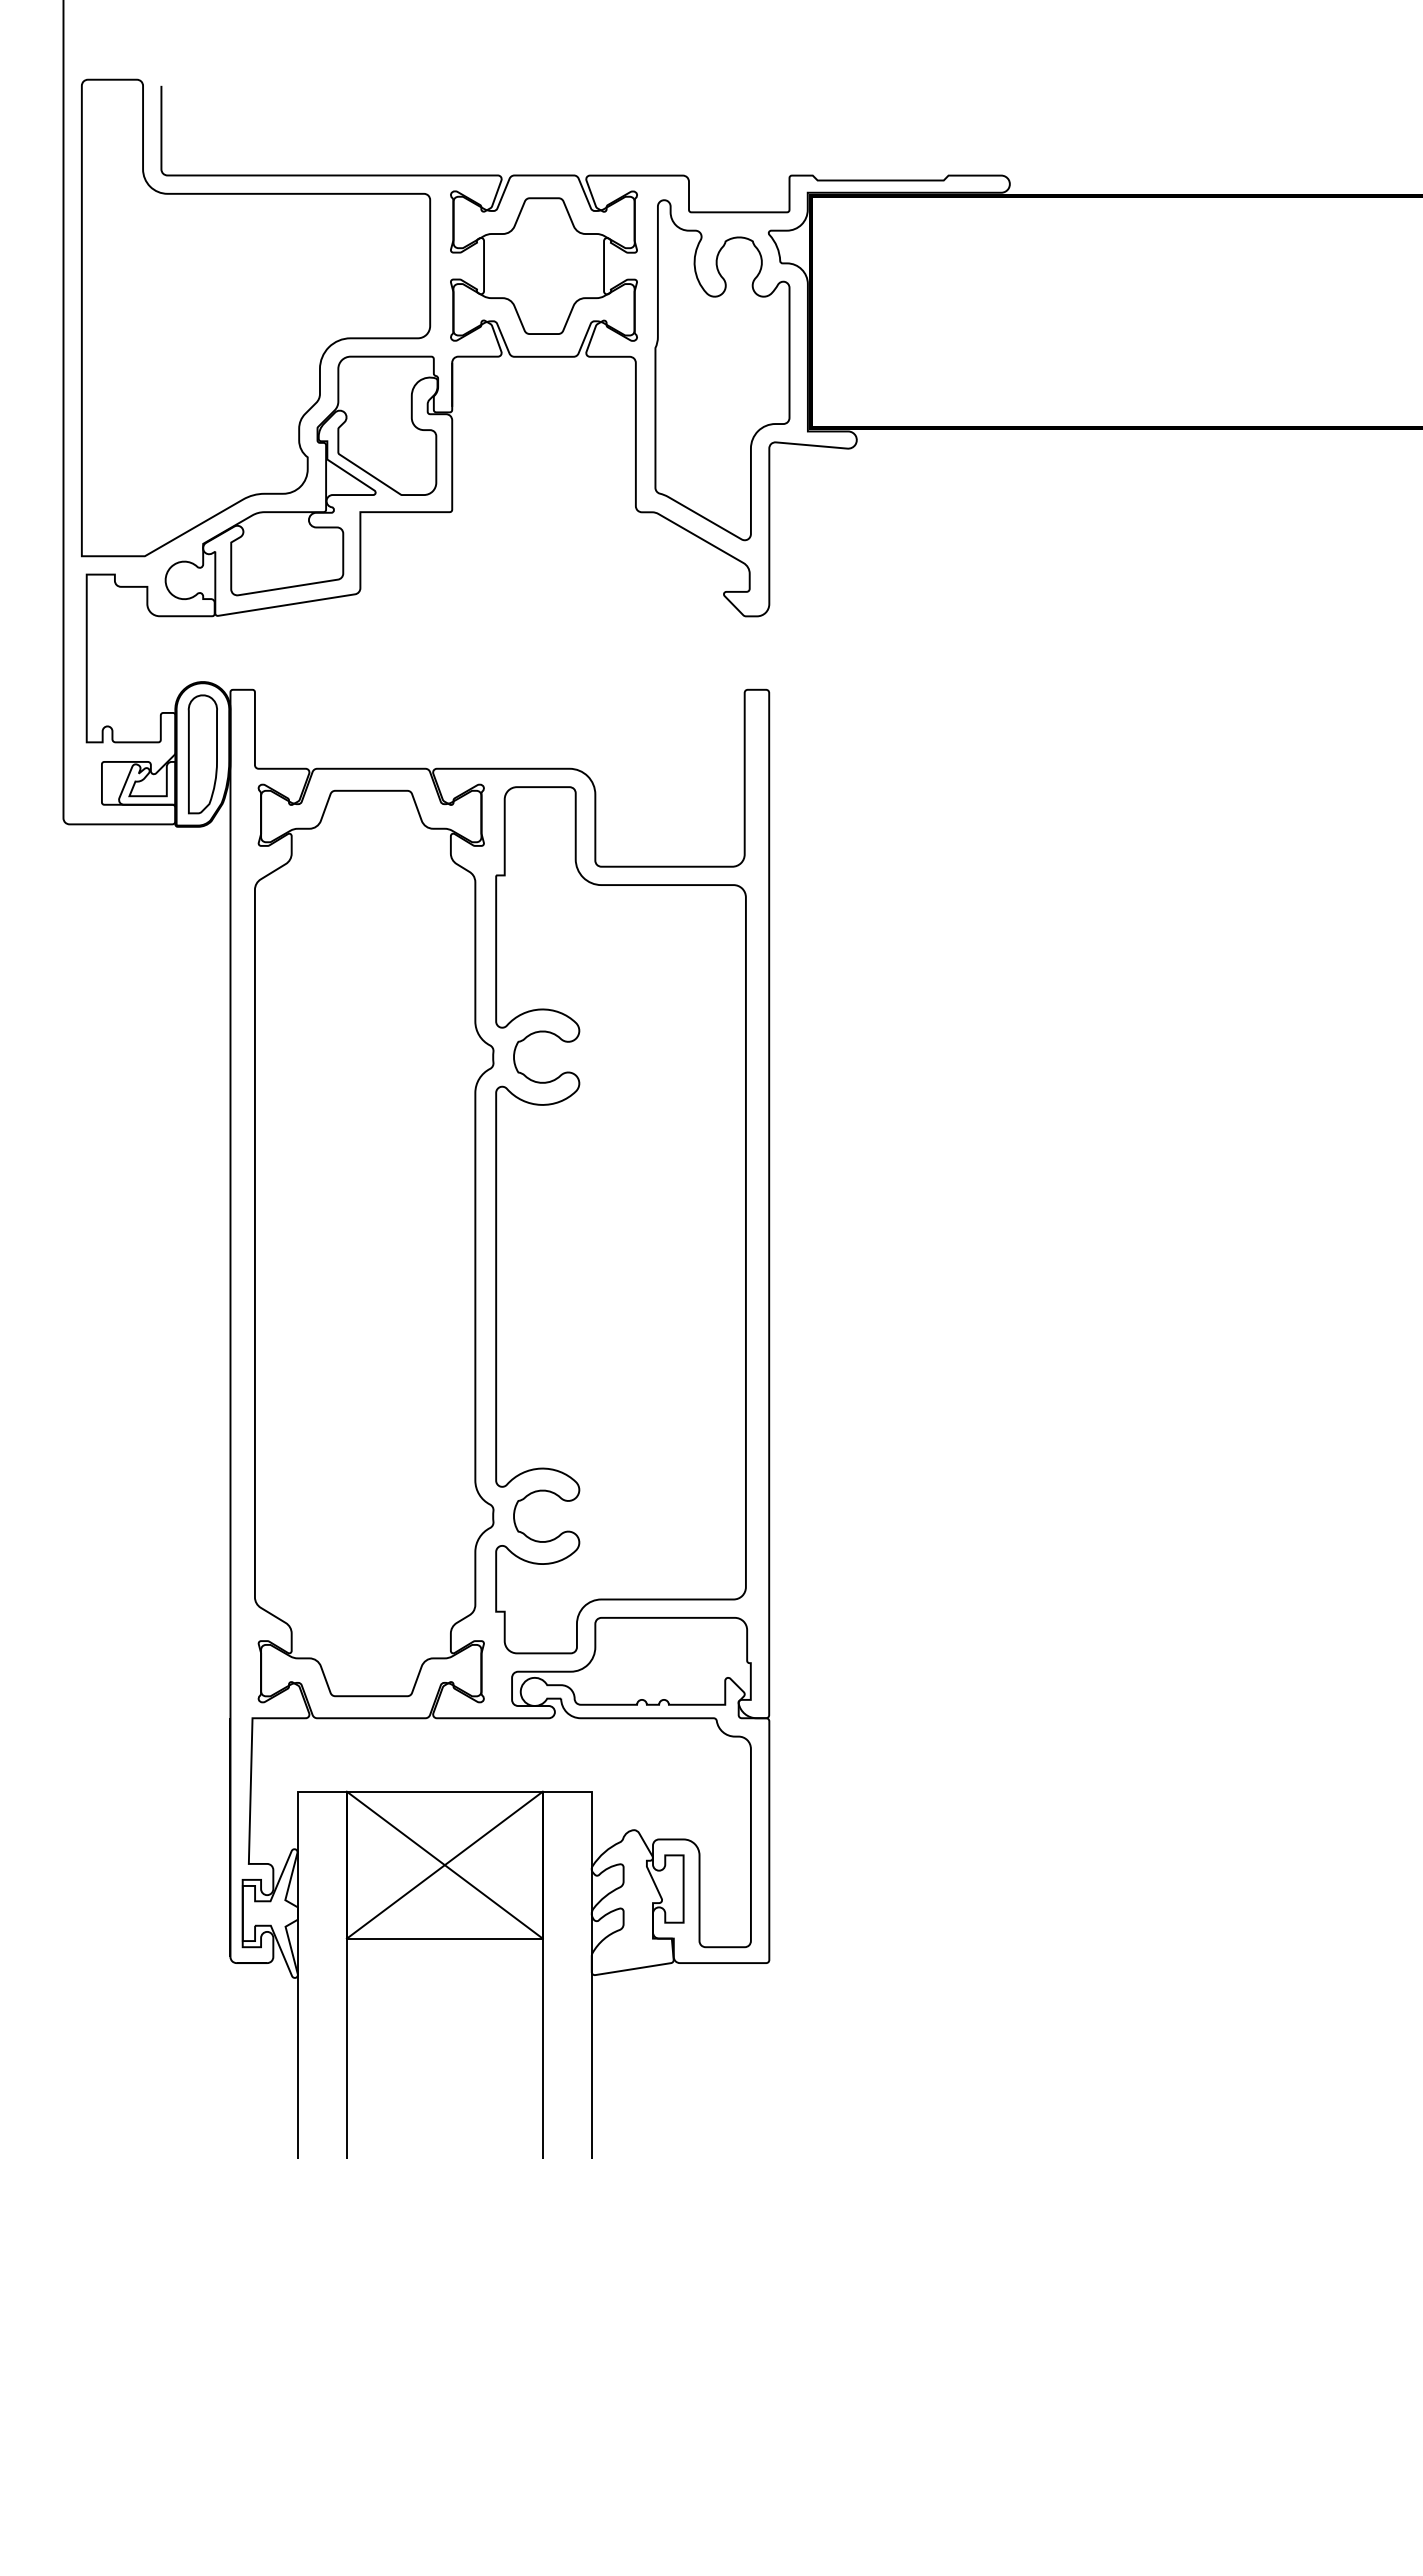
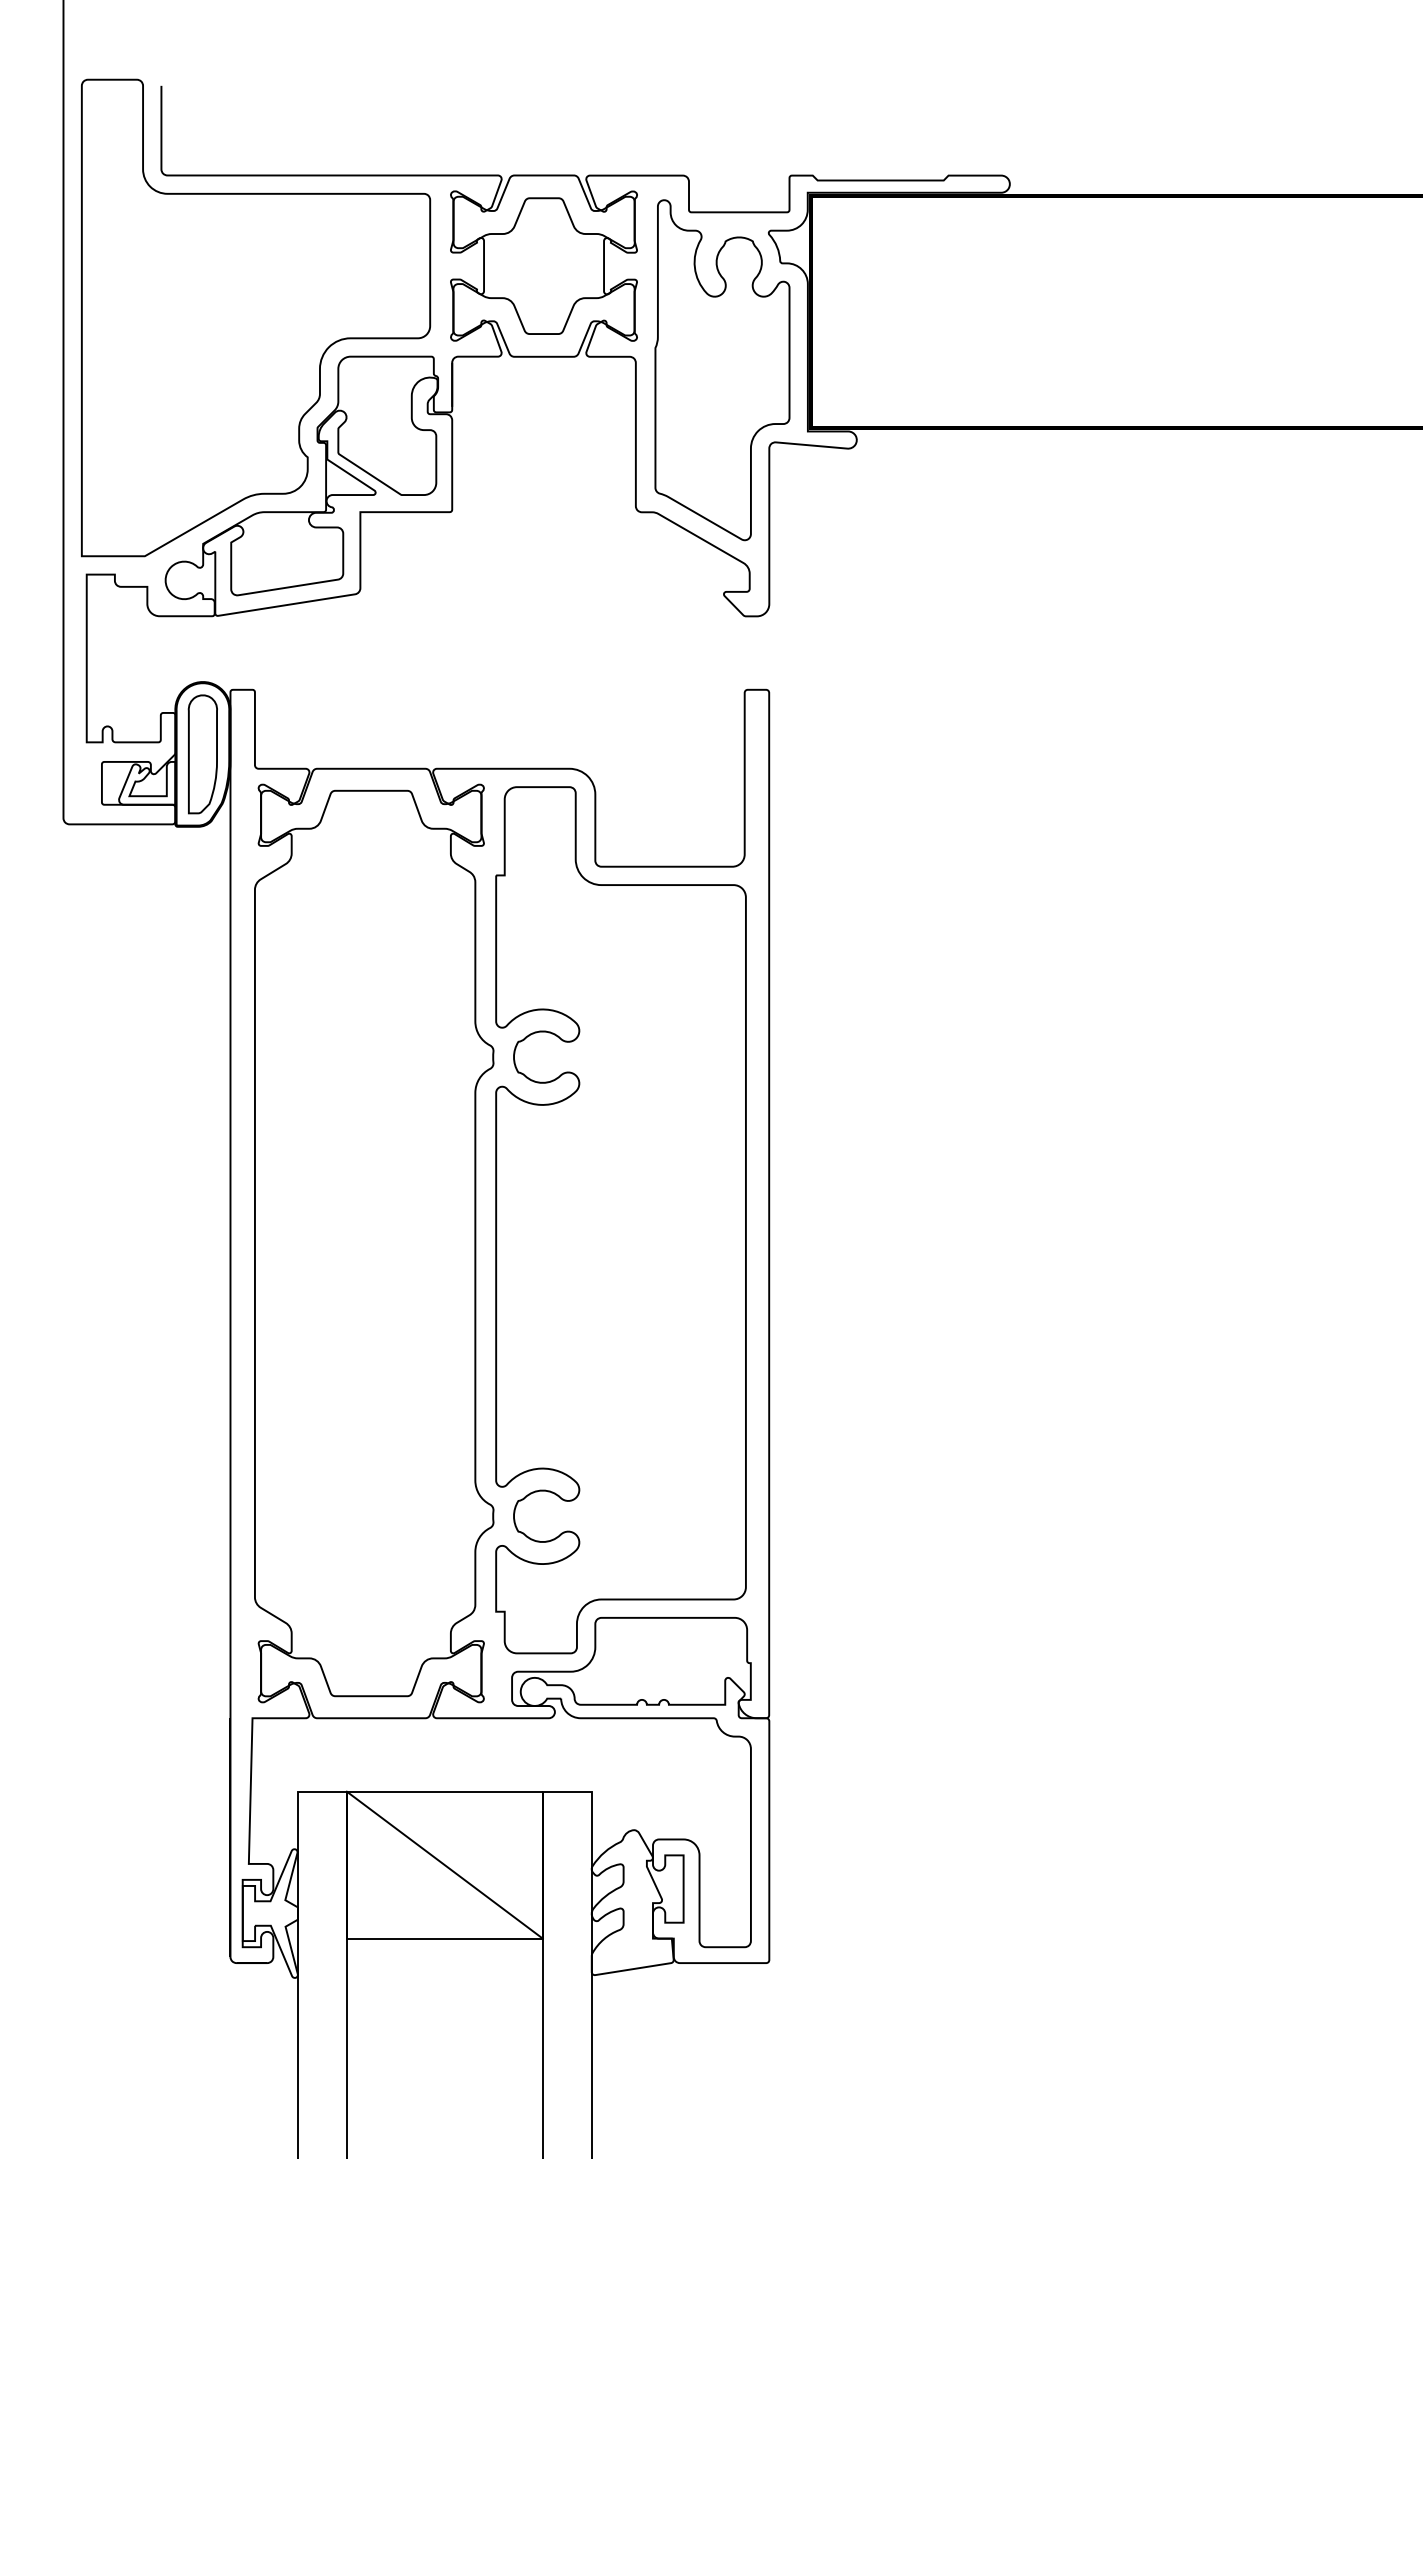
line: present -> none (444, 1864)
